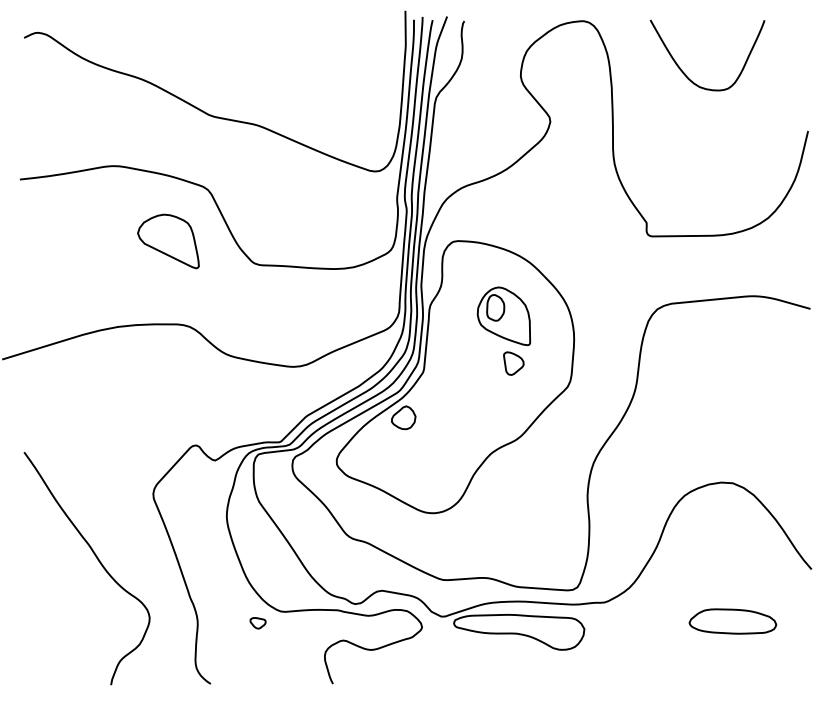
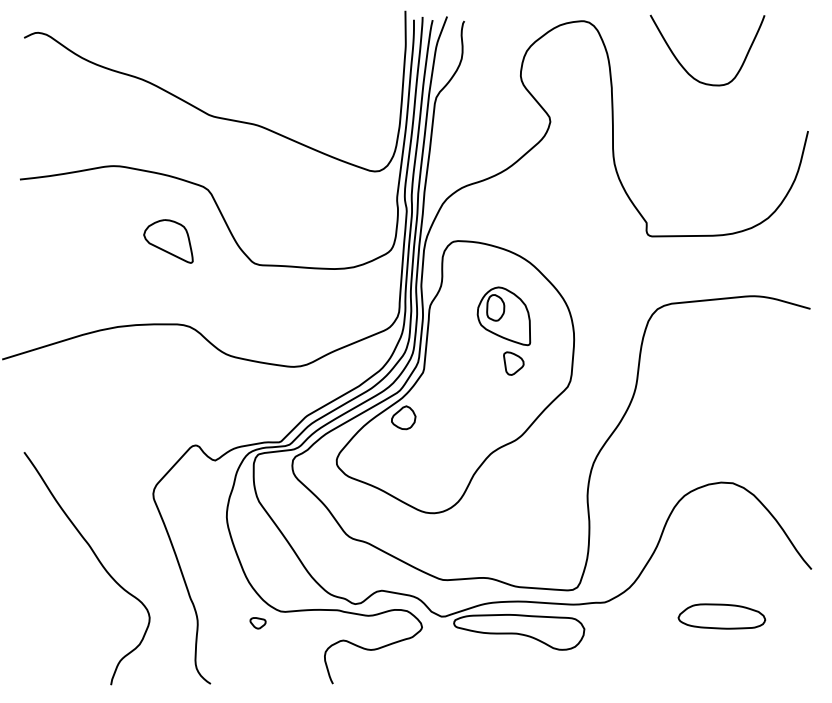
curve position: (686, 74) -> (686, 69) (686, 69)
part size: 63x57 px -> 51x45 px (168, 241)
part position: (732, 621) -> (721, 616) (721, 616)
